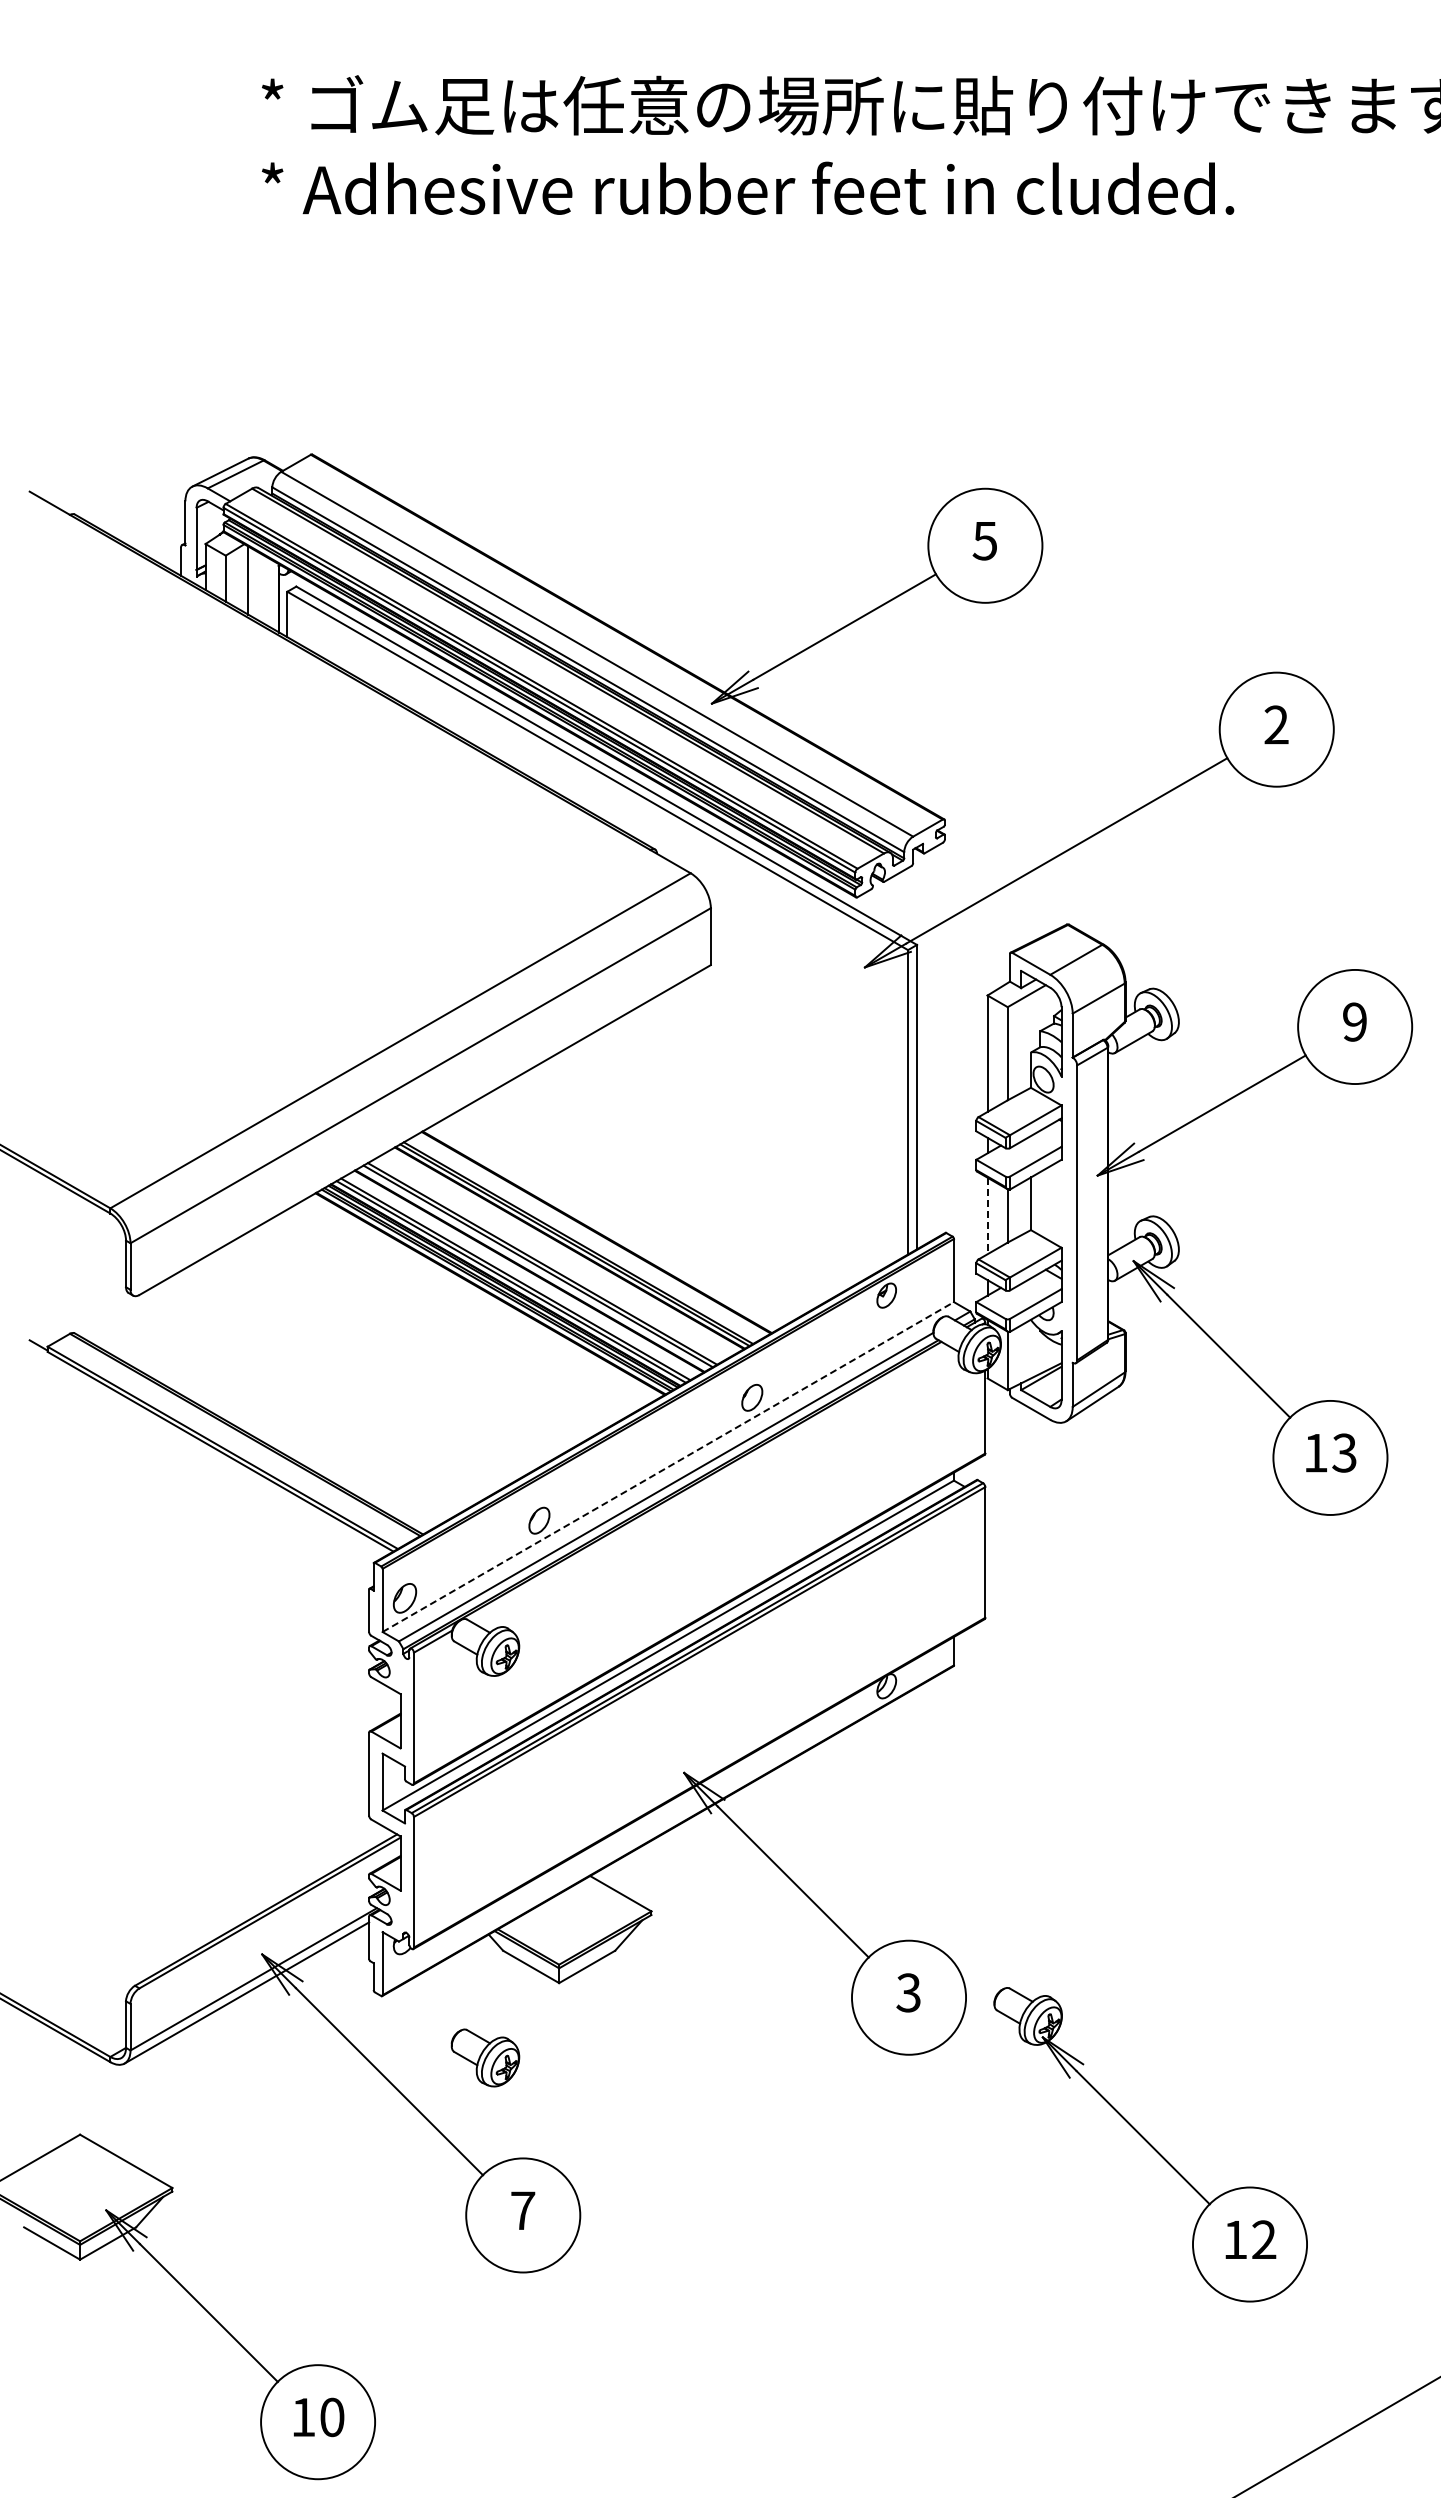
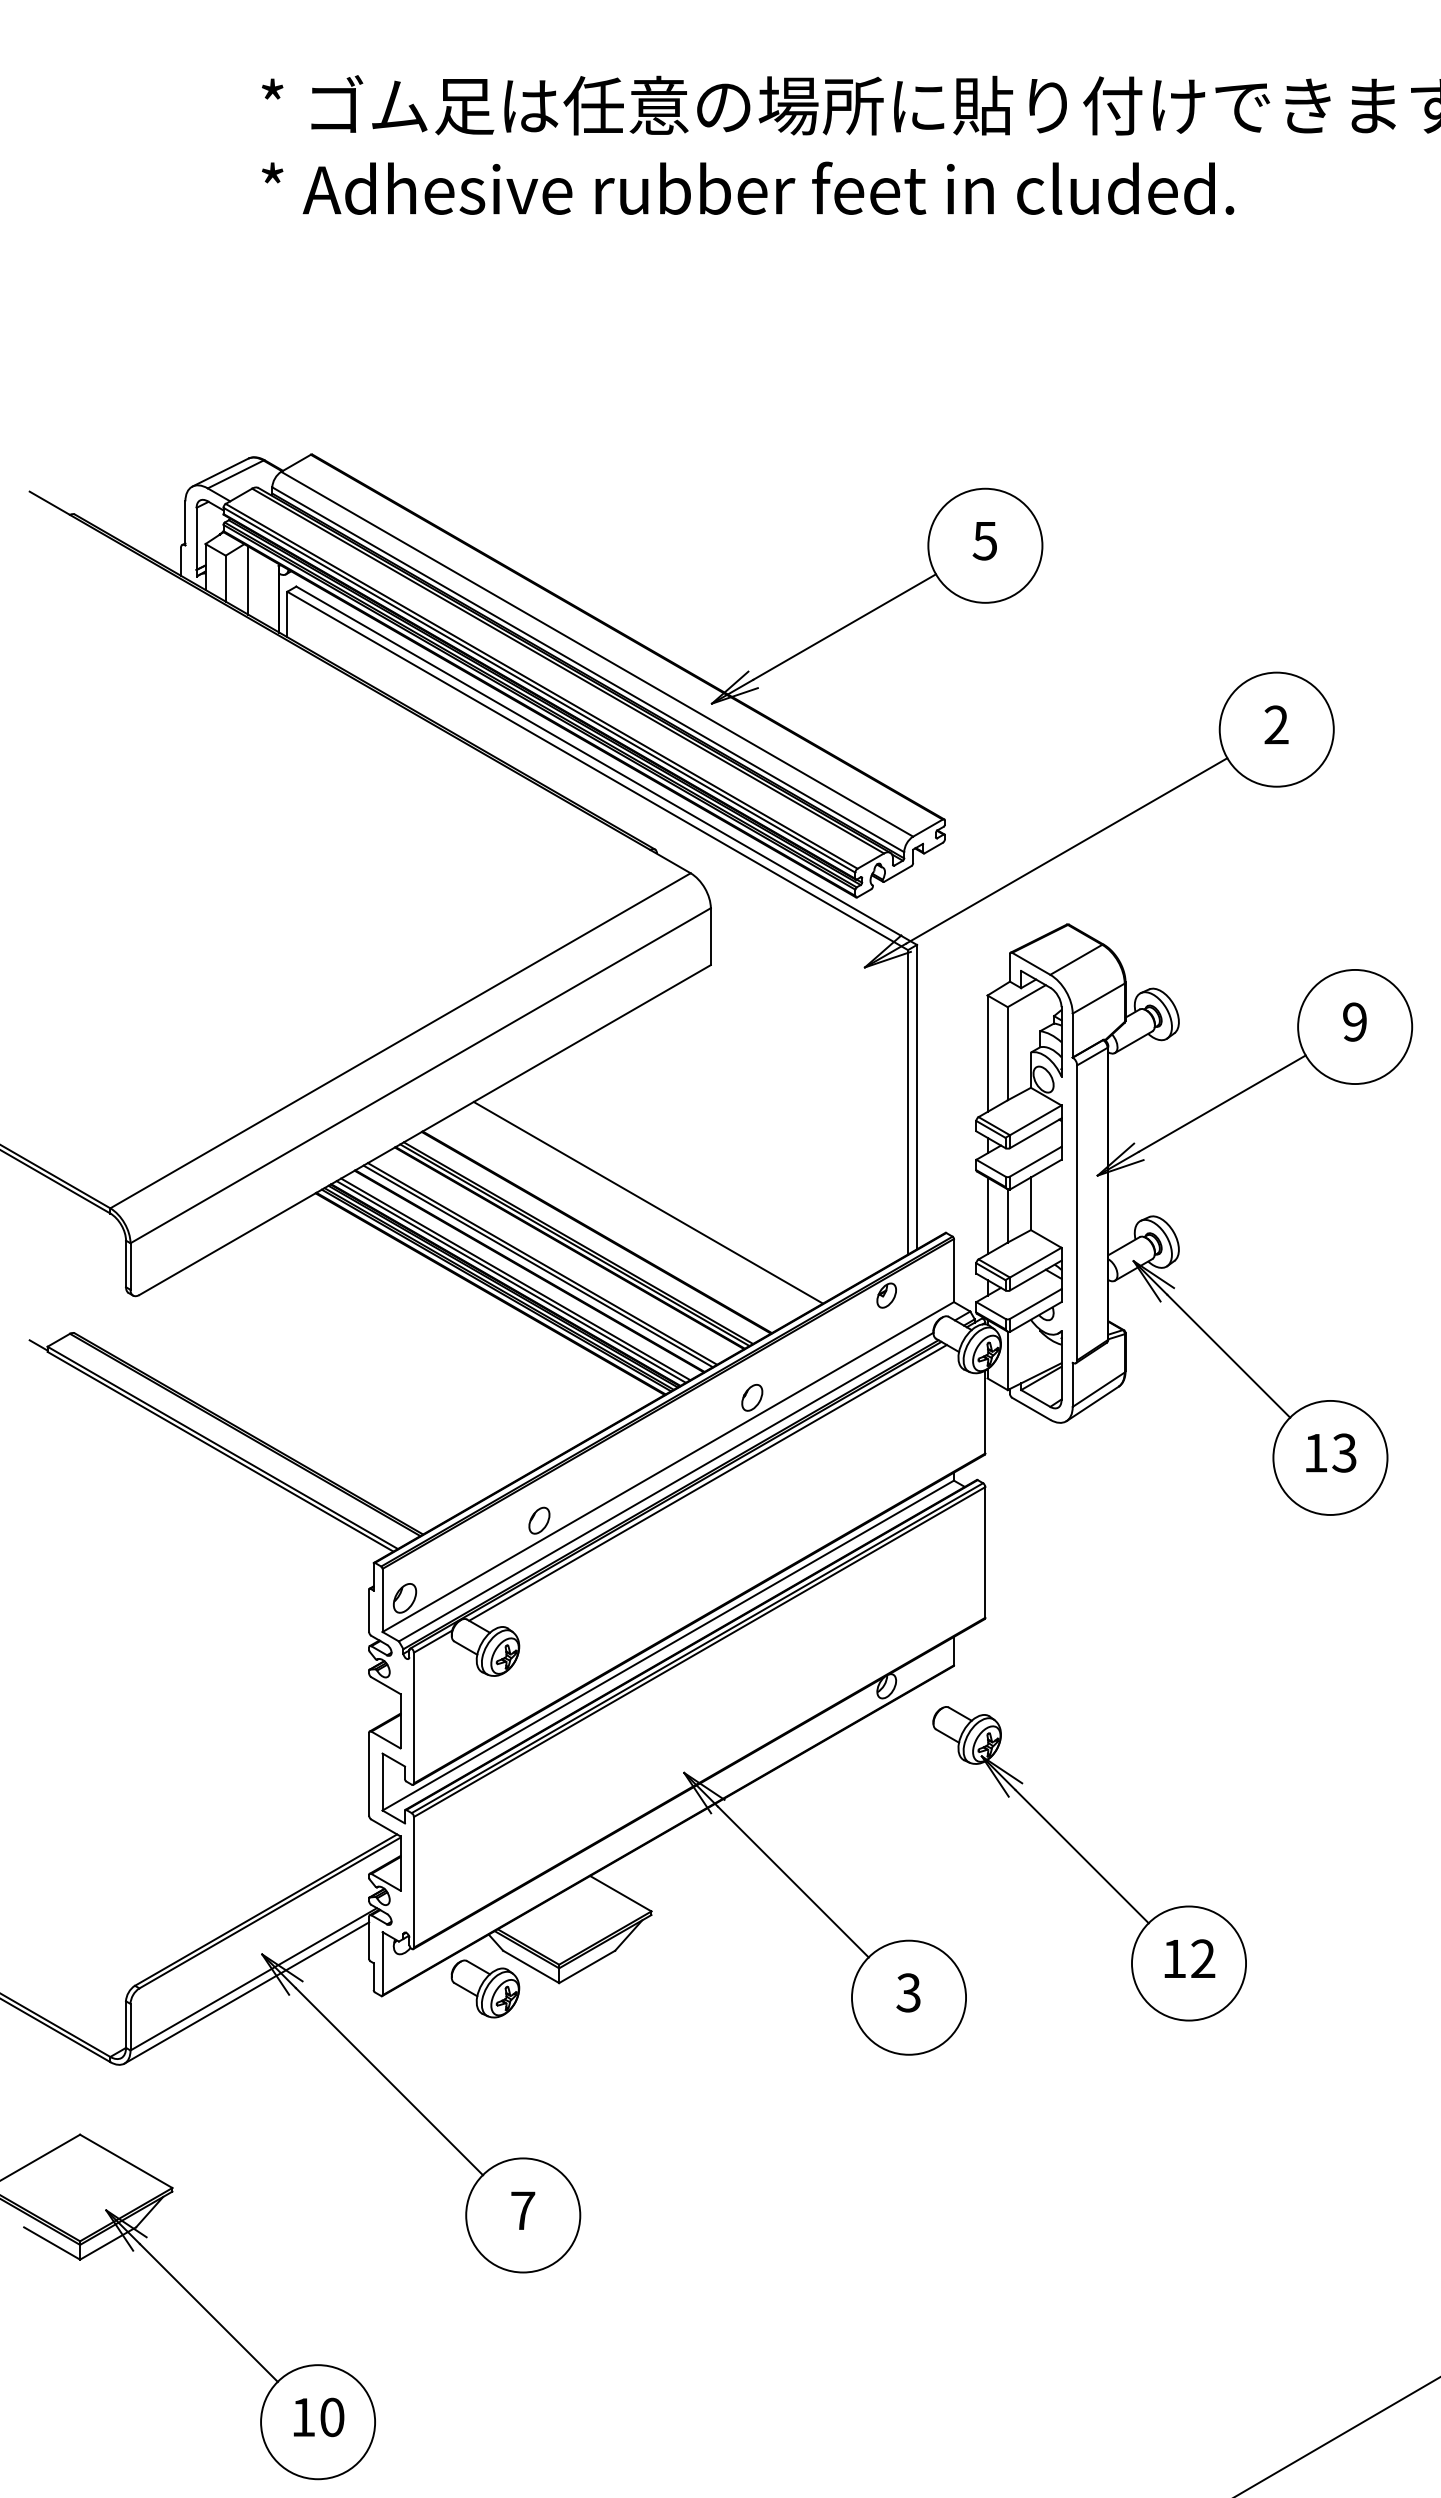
line: none -> present (648, 1202)
line: dashed -> solid (987, 1216)
line: dashed -> solid (668, 1467)
line: none -> present (707, 1482)
part position: (485, 2057) -> (485, 1988) (485, 1988)
part position: (1150, 2144) -> (1089, 1863) (1089, 1863)
